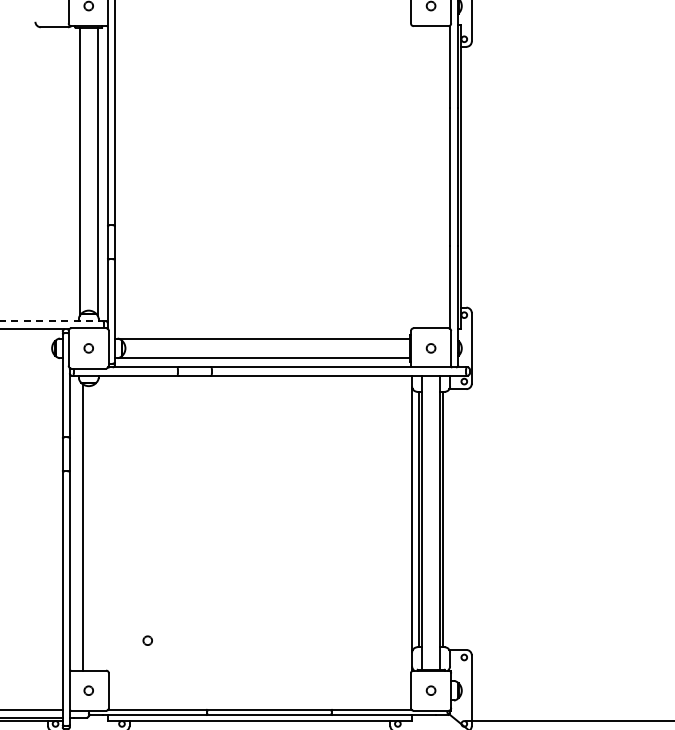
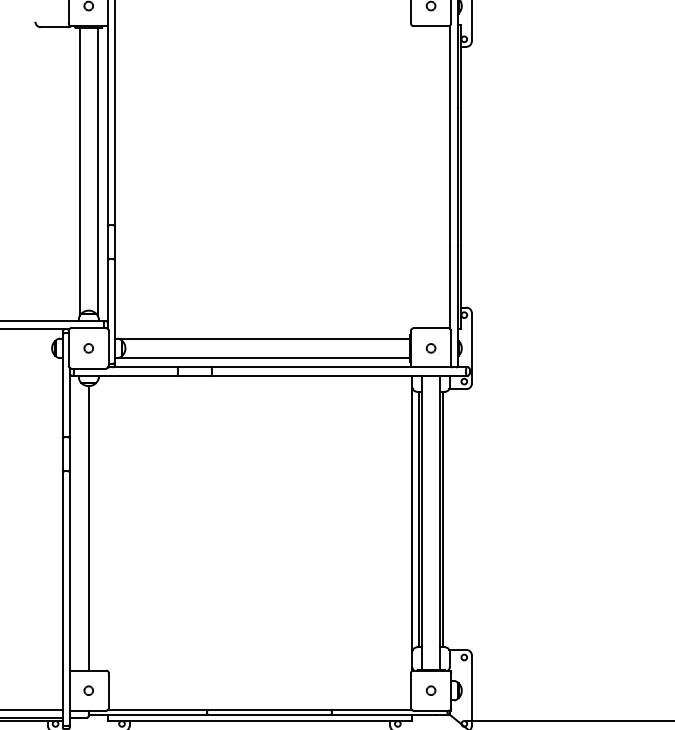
line: dashed -> solid (52, 321)
line position: (82, 528) -> (88, 528) (88, 528)
part: present -> none (147, 640)
